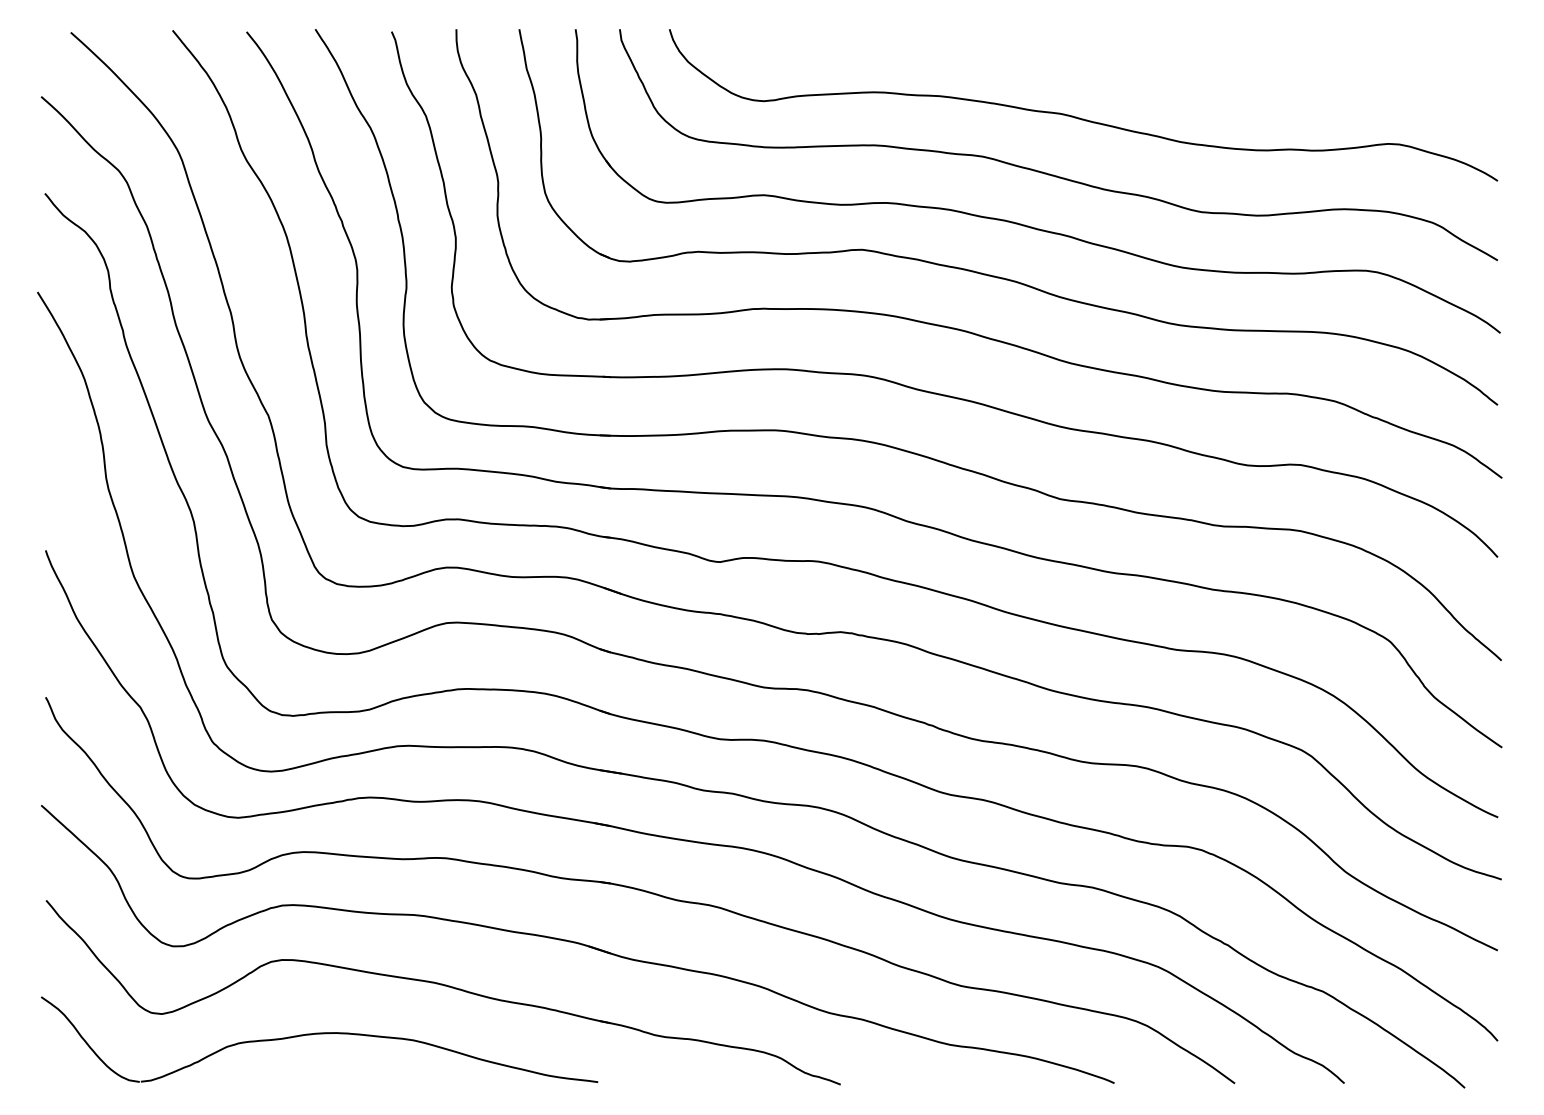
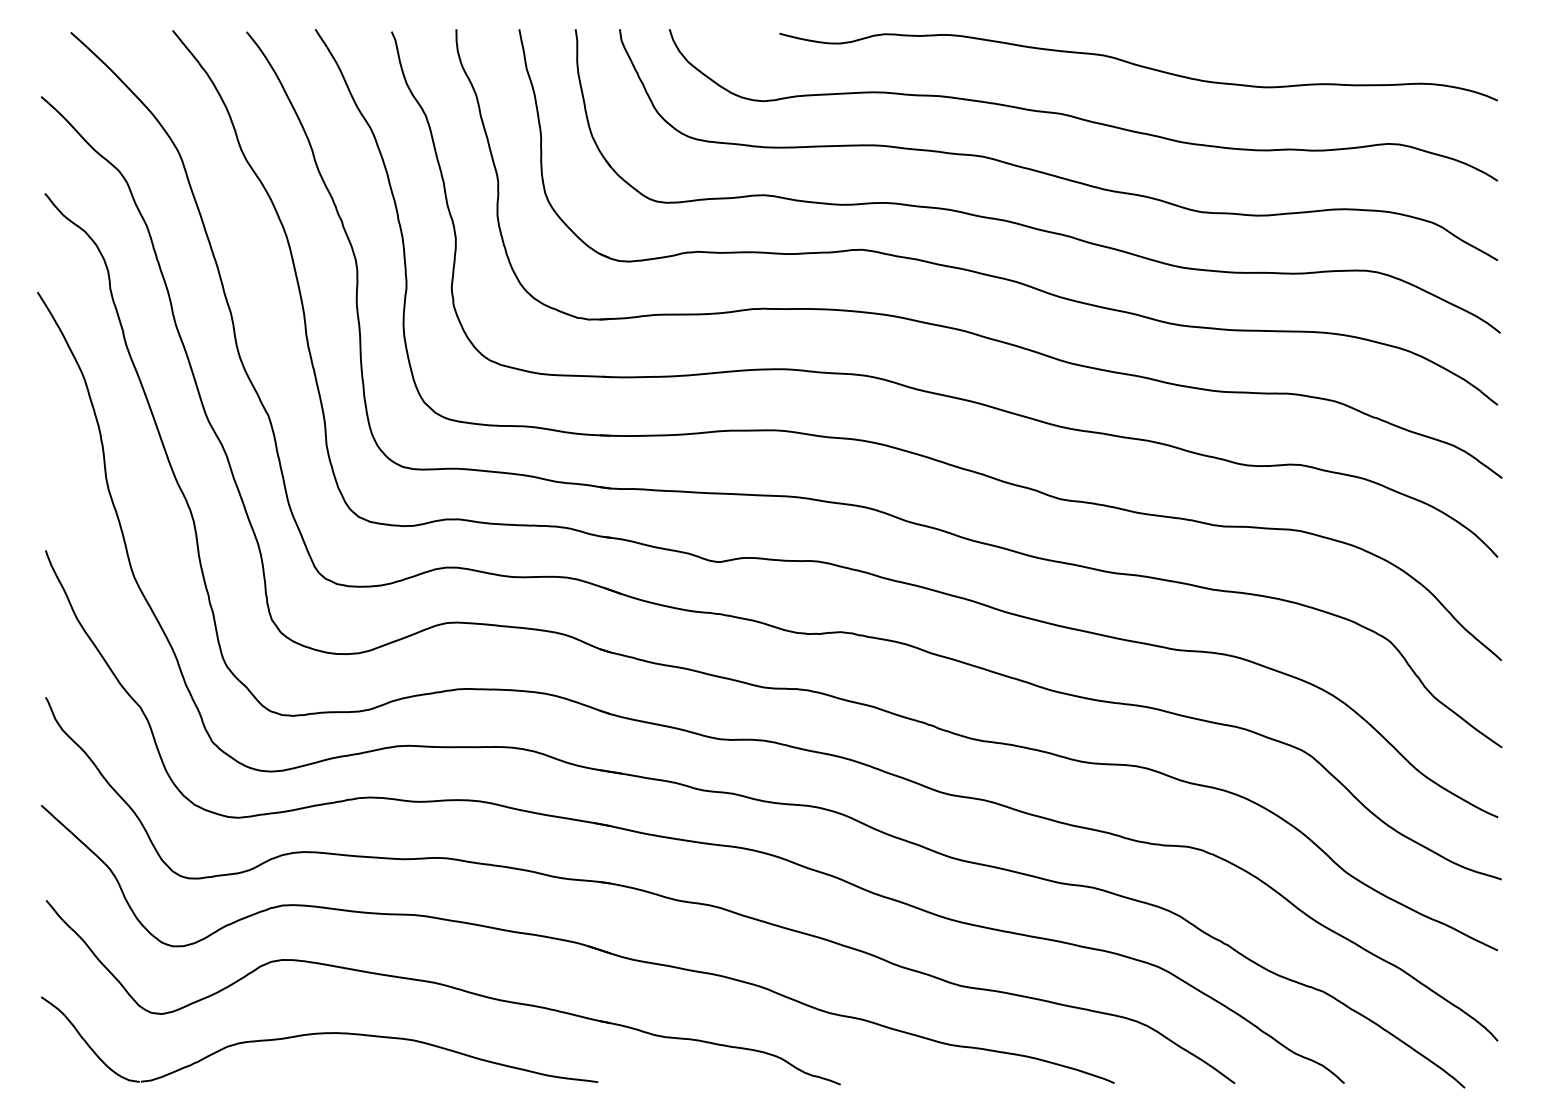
curve: none -> present (1138, 66)
